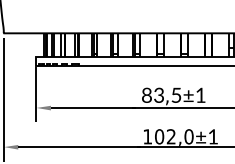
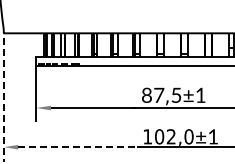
text: 83 -> 87 (159, 94)
line: solid -> dashed (4, 99)
line: solid -> dashed (79, 147)
